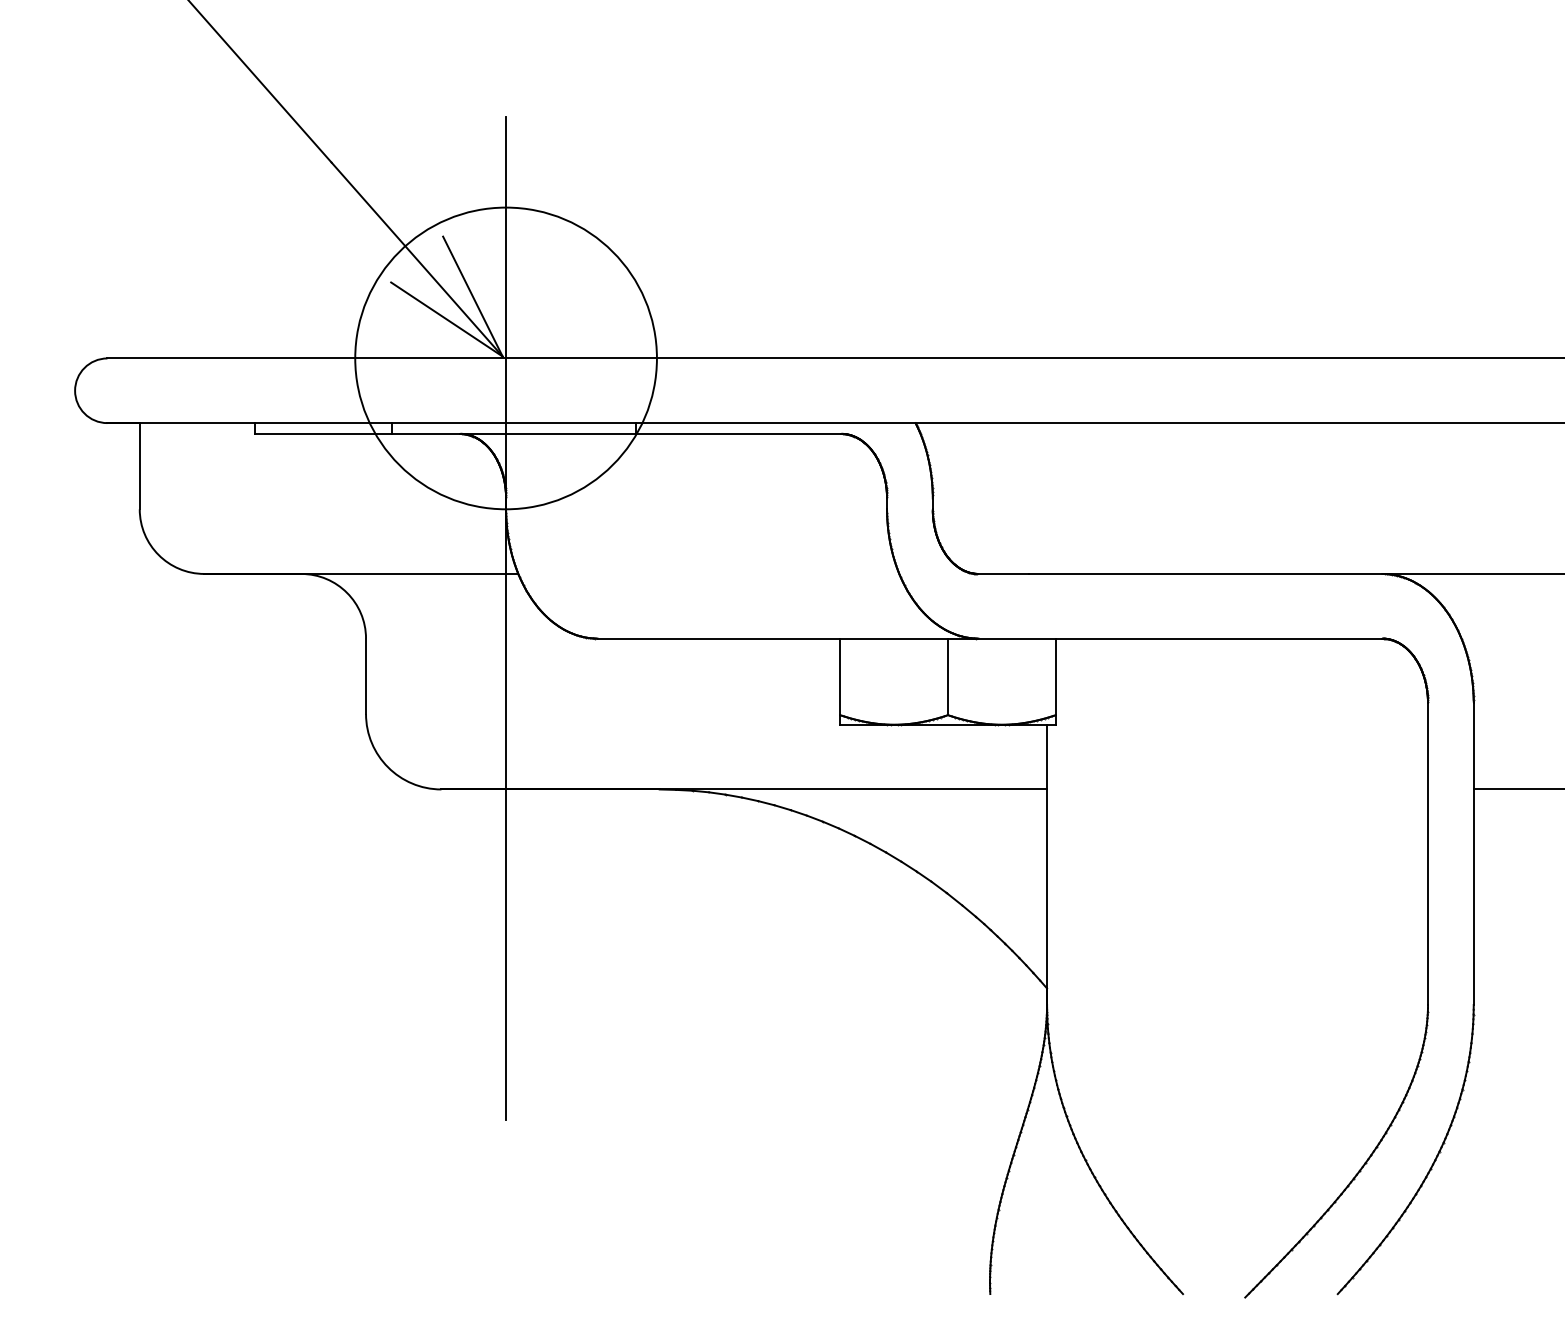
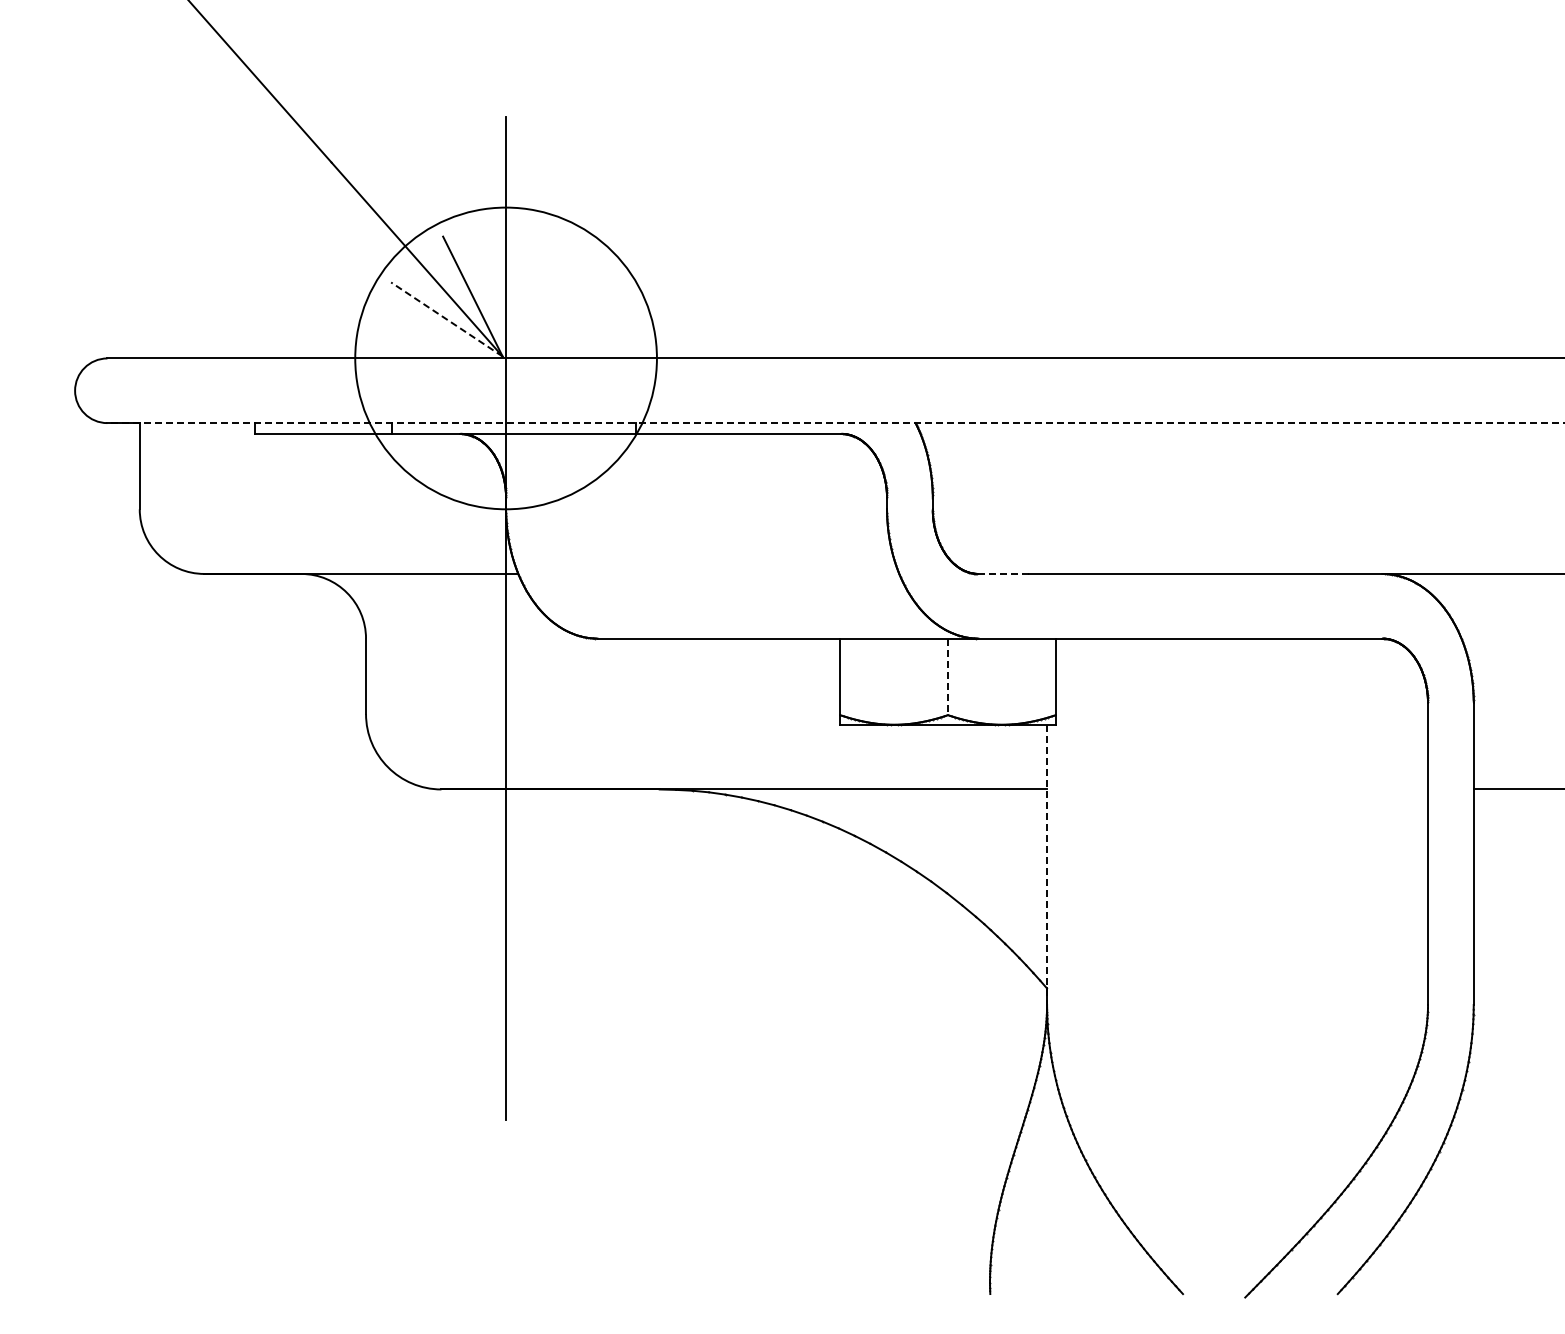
line: solid -> dashed (446, 319)
line: solid -> dashed (835, 423)
line: solid -> dashed (1003, 573)
line: solid -> dashed (948, 677)
line: solid -> dashed (1047, 865)
